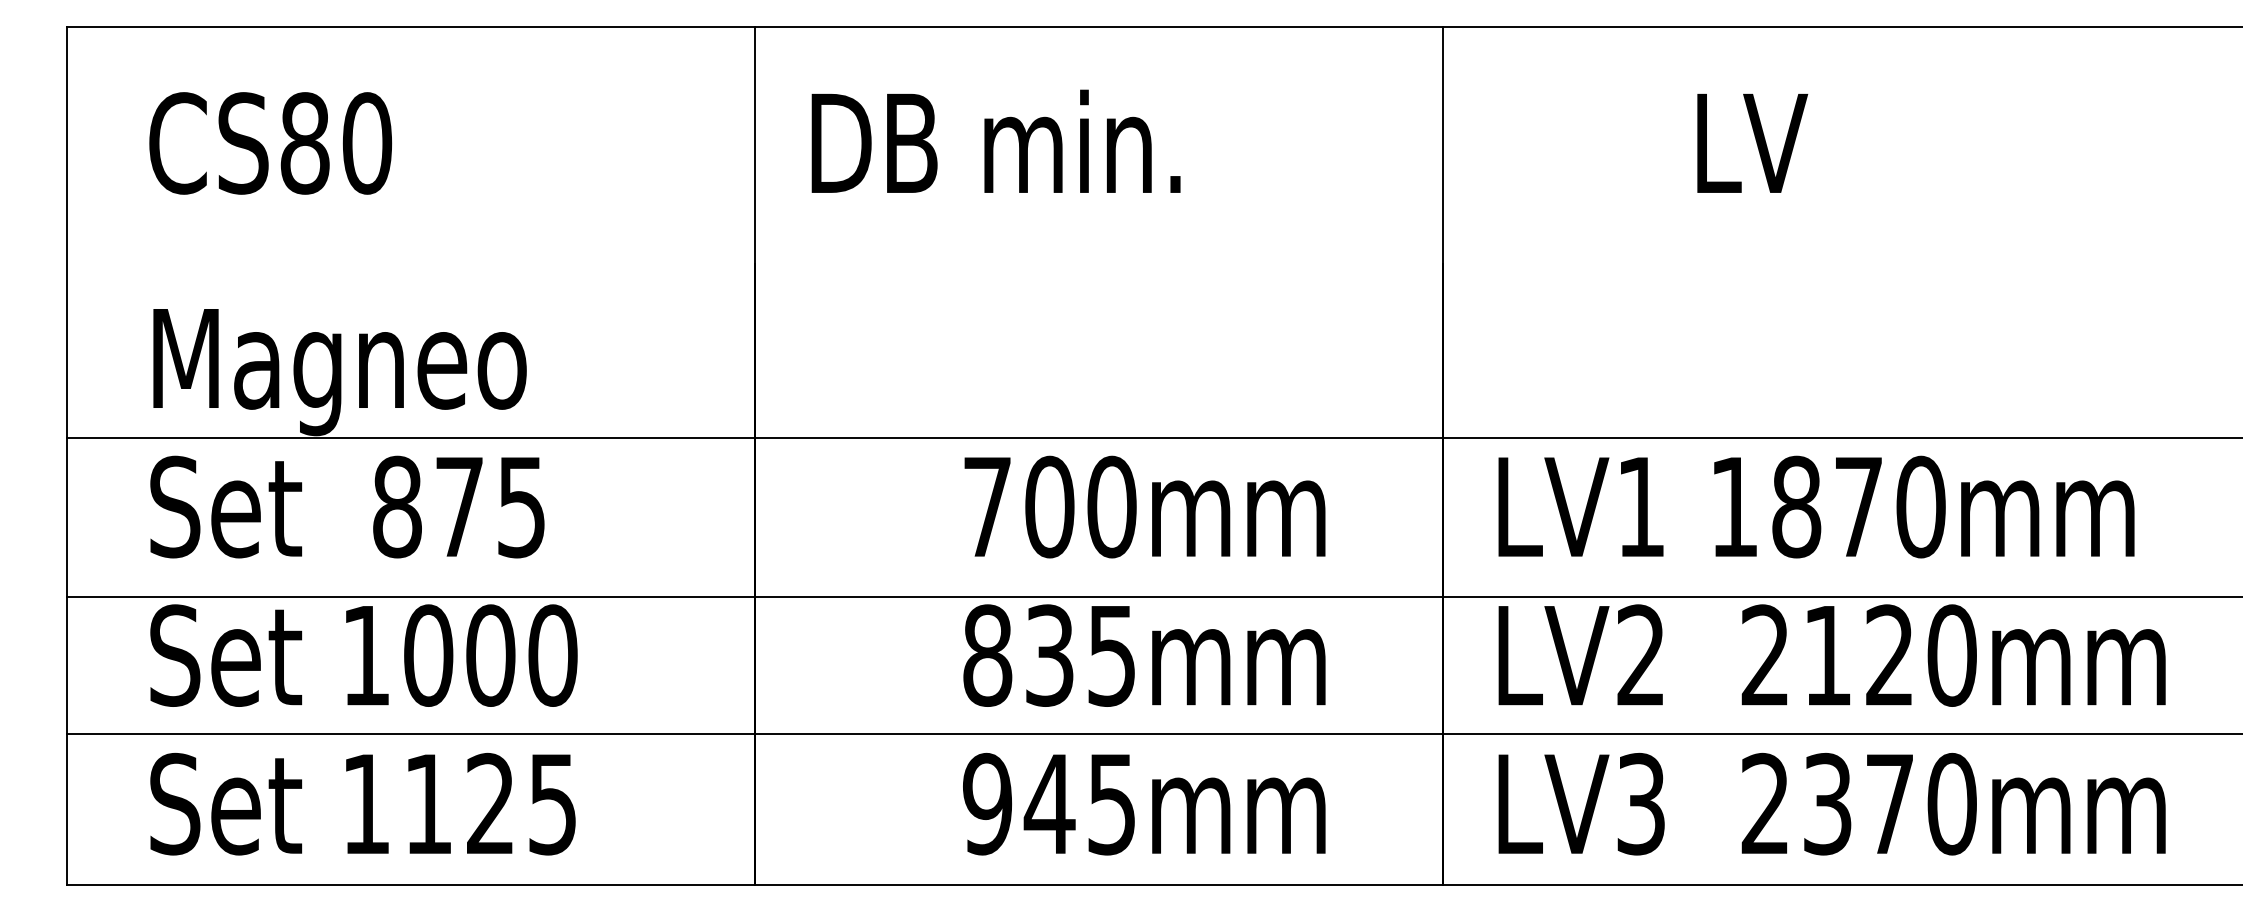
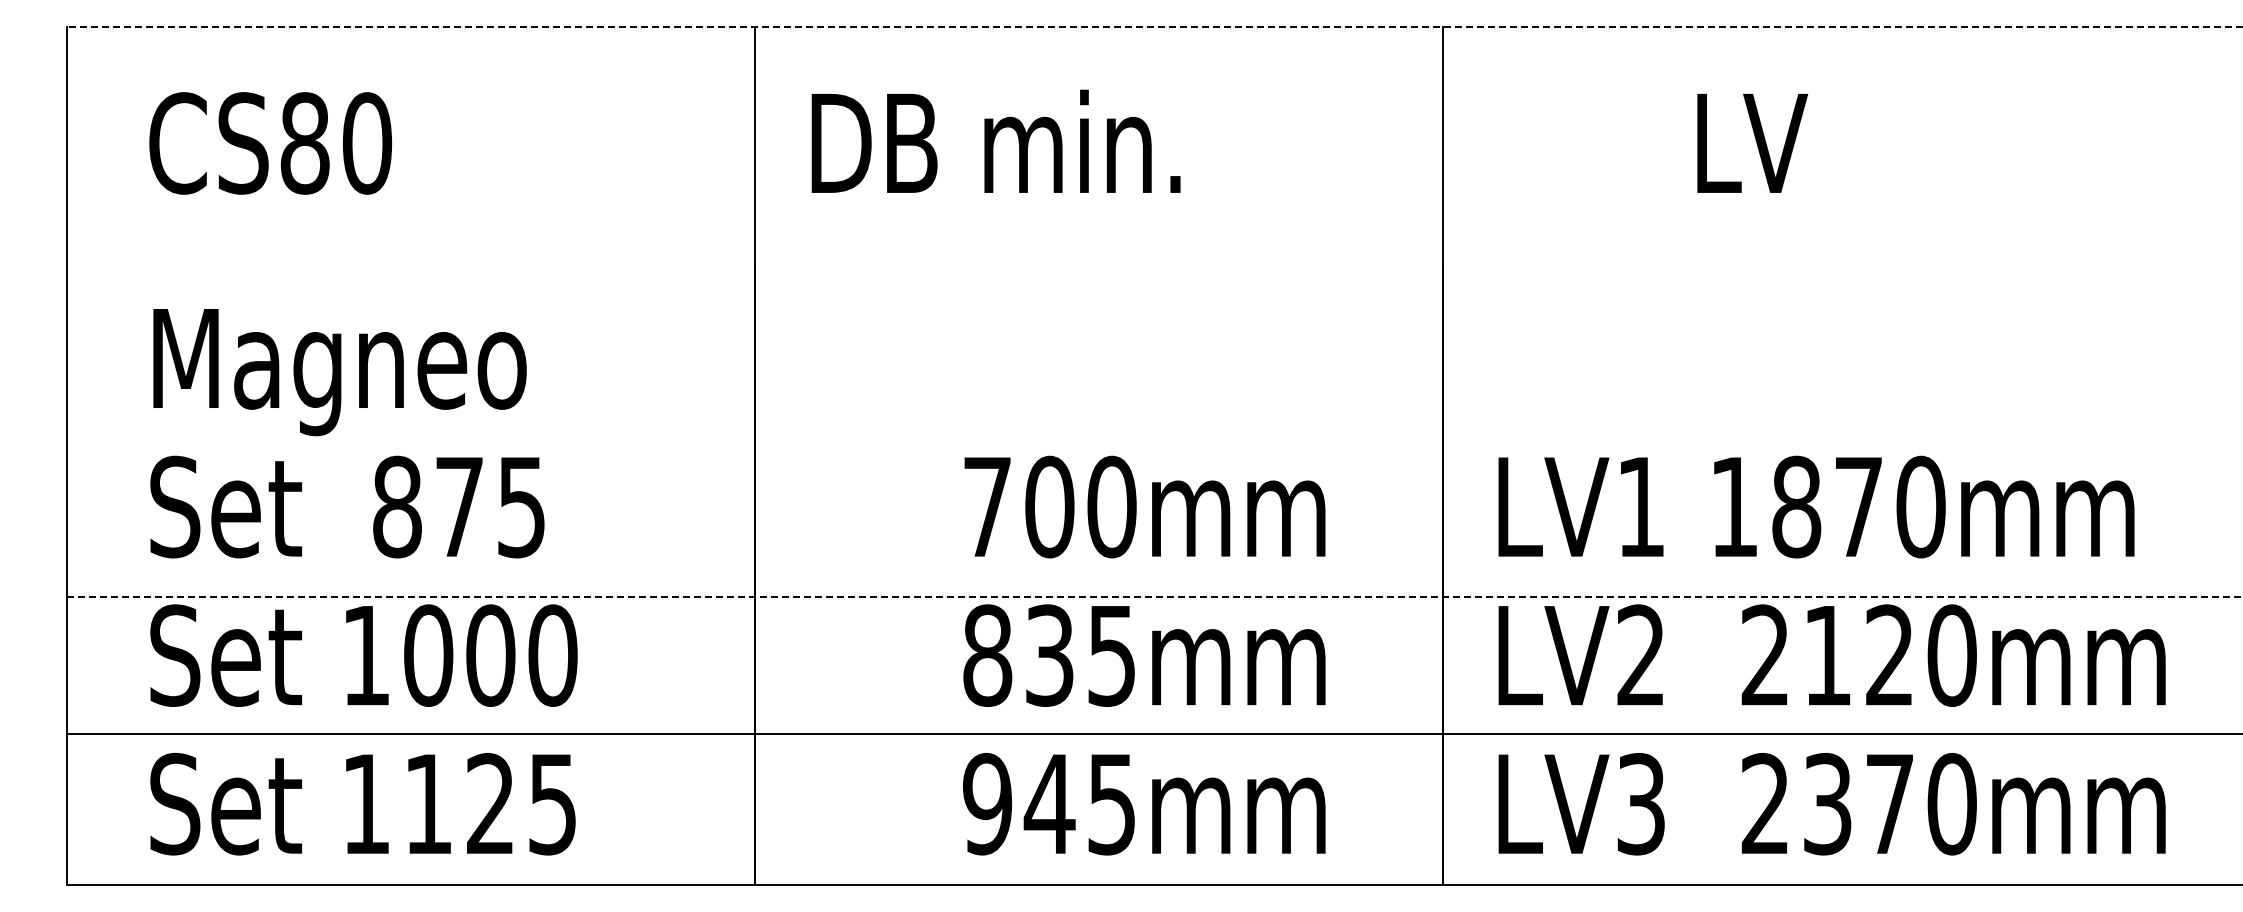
line: solid -> dashed (1155, 27)
line: present -> none (1153, 437)
line: solid -> dashed (1155, 597)
